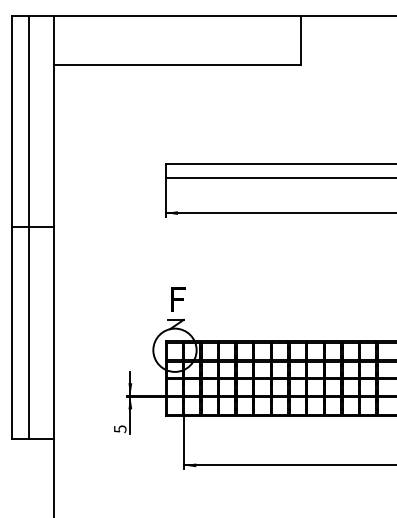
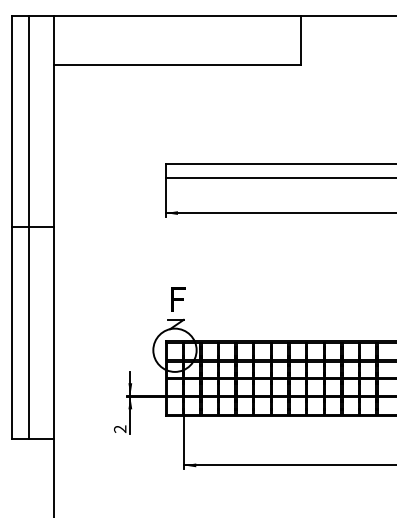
text: 5 -> 2 (119, 429)
